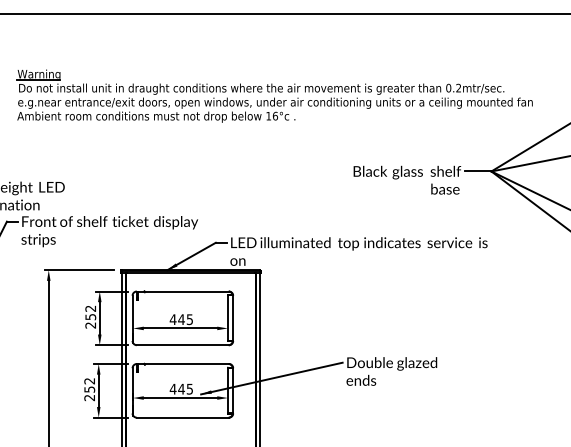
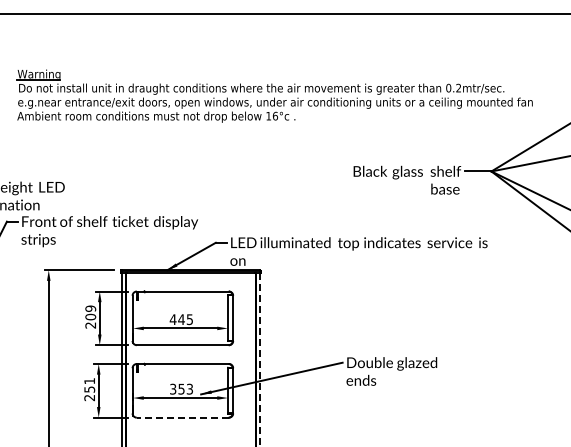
text: 252 -> 209 (90, 312)
line: solid -> dashed (260, 359)
text: 252 -> 251 (89, 381)
text: 445 -> 353 (180, 388)
line: solid -> dashed (182, 417)
